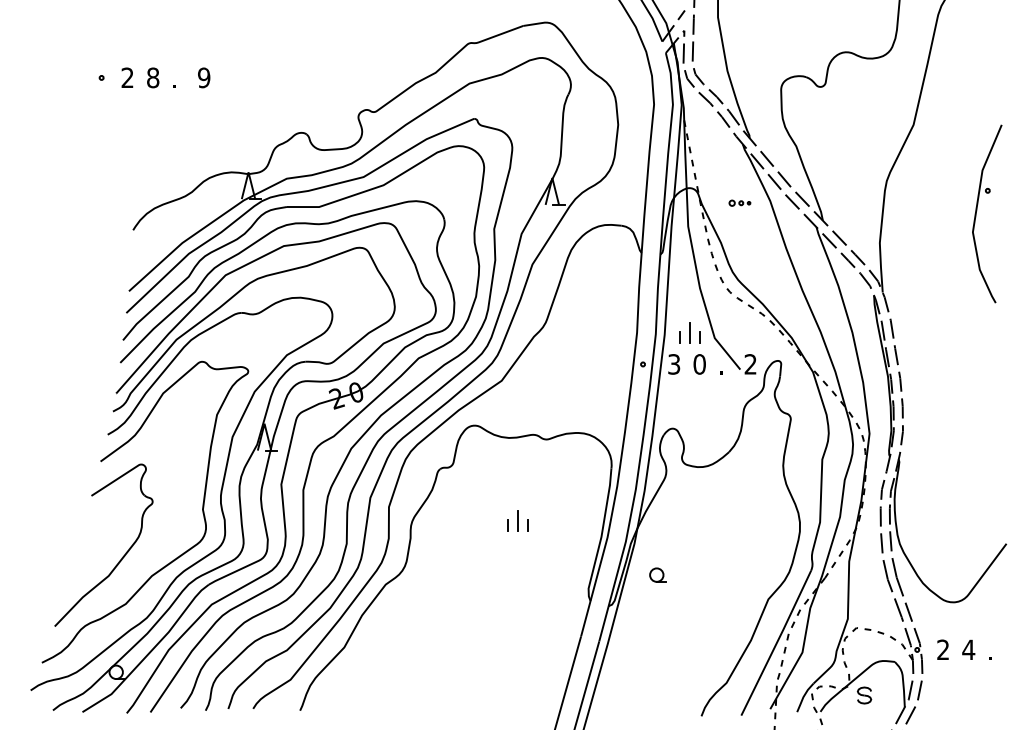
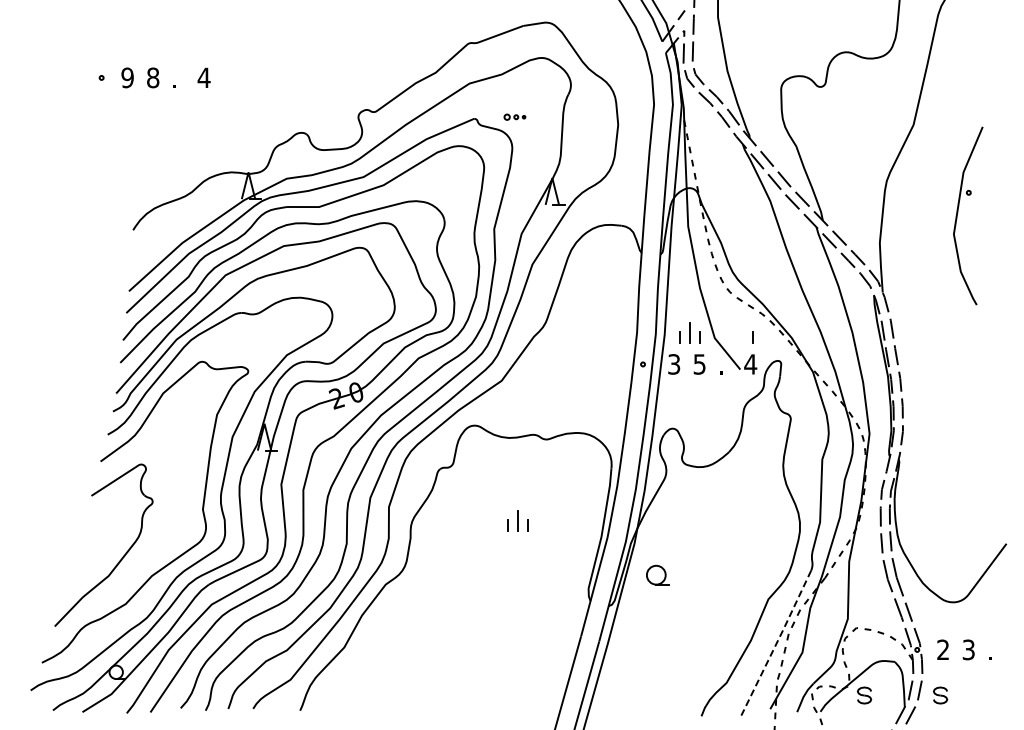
text: 2 -> 9 (127, 77)
text: 9 -> 4 (203, 77)
part position: (739, 202) -> (514, 116) (514, 116)
part position: (977, 210) -> (958, 212) (958, 212)
line: none -> present (752, 337)
text: 0 -> 5 (699, 364)
text: 2 -> 4 (750, 364)
part size: 18x16 px -> 24x22 px (657, 574)
line: solid -> dashed (776, 643)
text: 4 -> 3 (968, 649)
part: none -> present (940, 695)
